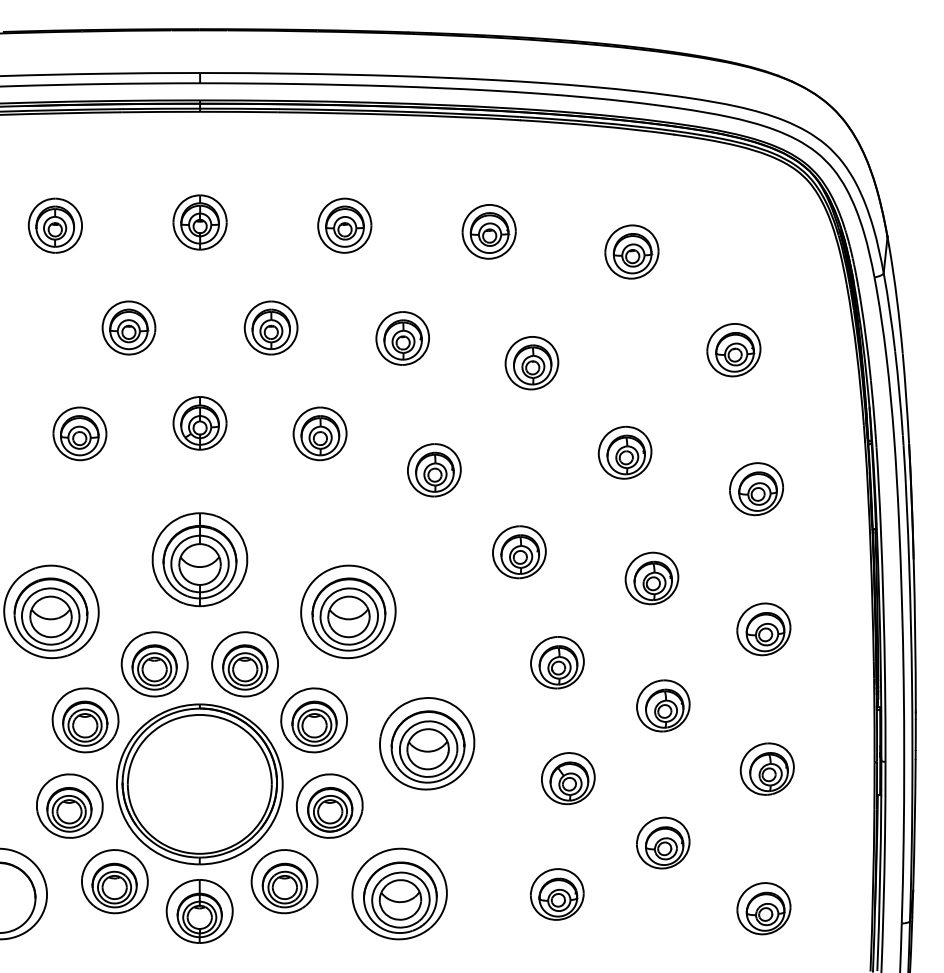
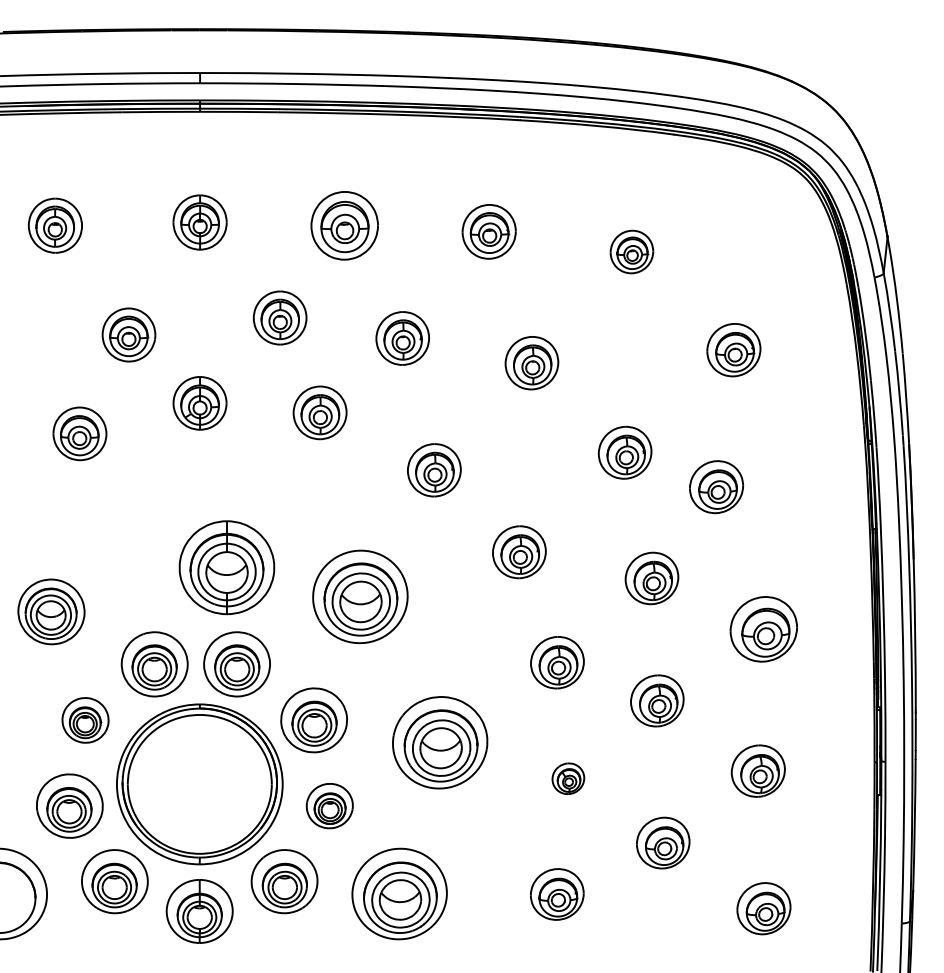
part size: 56x57 px -> 69x70 px (344, 225)
part size: 56x56 px -> 46x46 px (631, 251)
part position: (128, 327) -> (128, 334) (128, 334)
part position: (270, 327) -> (279, 317) (279, 317)
part position: (199, 423) -> (199, 403) (199, 403)
part position: (319, 433) -> (319, 412) (319, 412)
part position: (756, 489) -> (716, 487) (716, 487)
part position: (199, 559) -> (226, 567) (226, 567)
part size: 97x96 px -> 69x68 px (51, 611)
part position: (348, 611) -> (360, 596) (360, 596)
part size: 56x55 px -> 69x67 px (763, 629)
part position: (244, 664) -> (236, 664) (236, 664)
part position: (663, 705) -> (657, 700) (657, 700)
part size: 69x67 px -> 49x47 px (85, 720)
part position: (427, 743) -> (440, 742) (440, 742)
part position: (766, 768) -> (757, 770) (757, 770)
part size: 55x54 px -> 35x33 px (568, 778)
part size: 68x66 px -> 49x47 px (329, 806)
